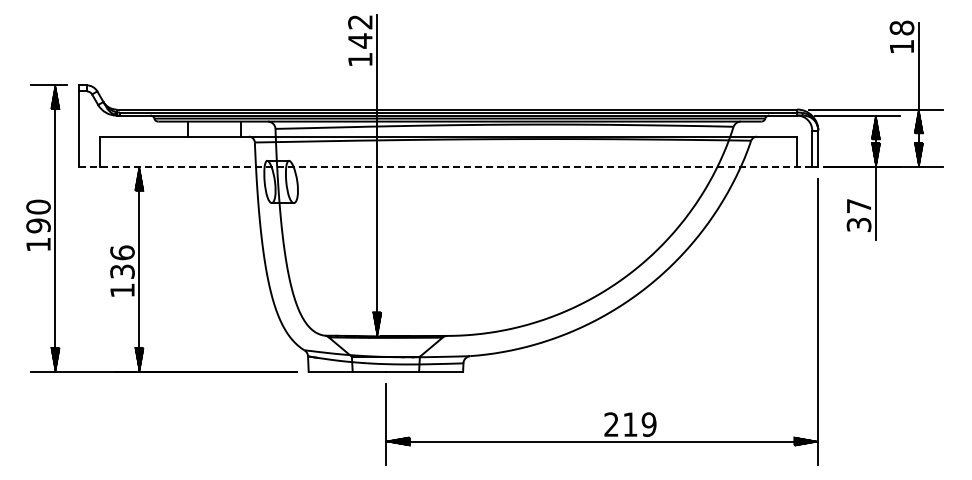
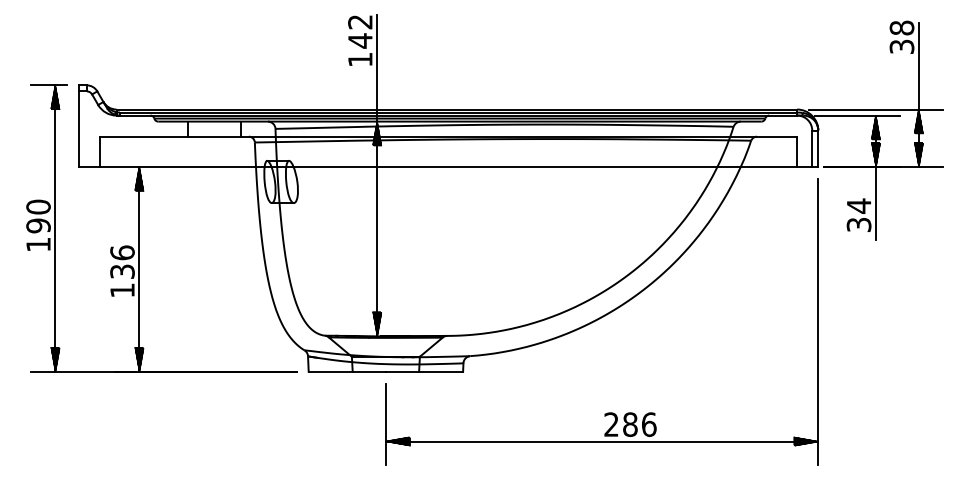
text: 18 -> 38 (901, 46)
hatch: none -> present (377, 133)
line: dashed -> solid (445, 166)
text: 37 -> 34 (858, 205)
text: 219 -> 286 (639, 424)
